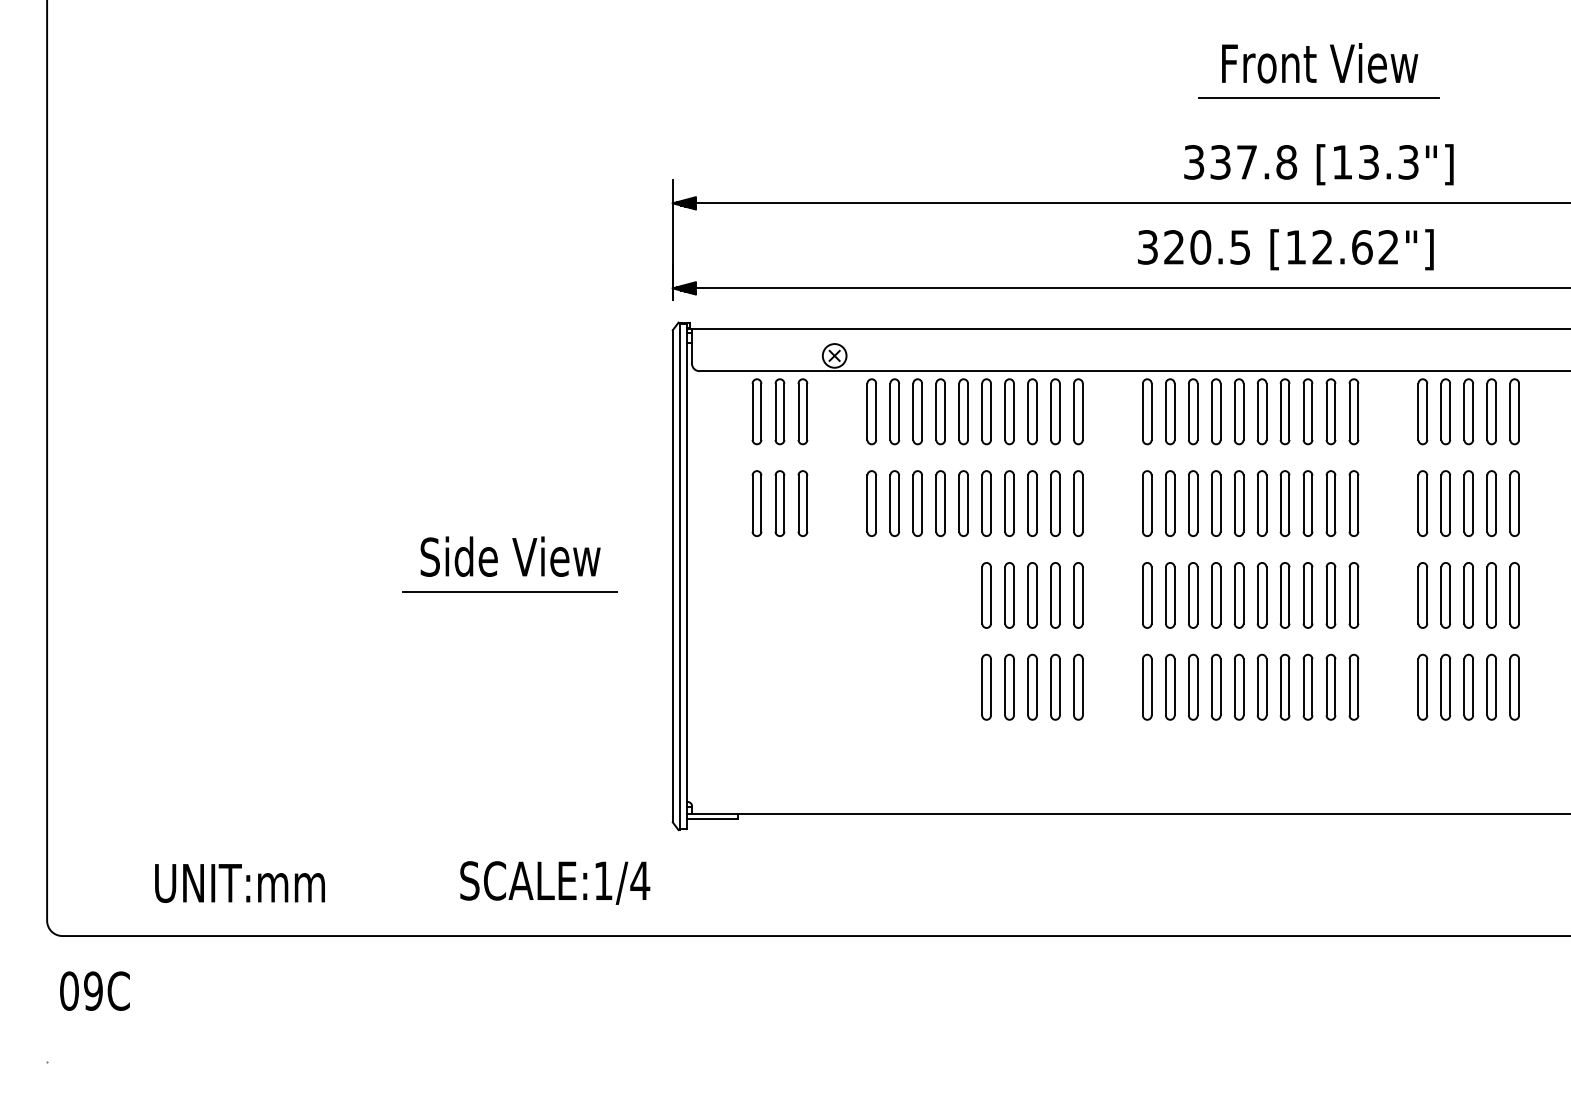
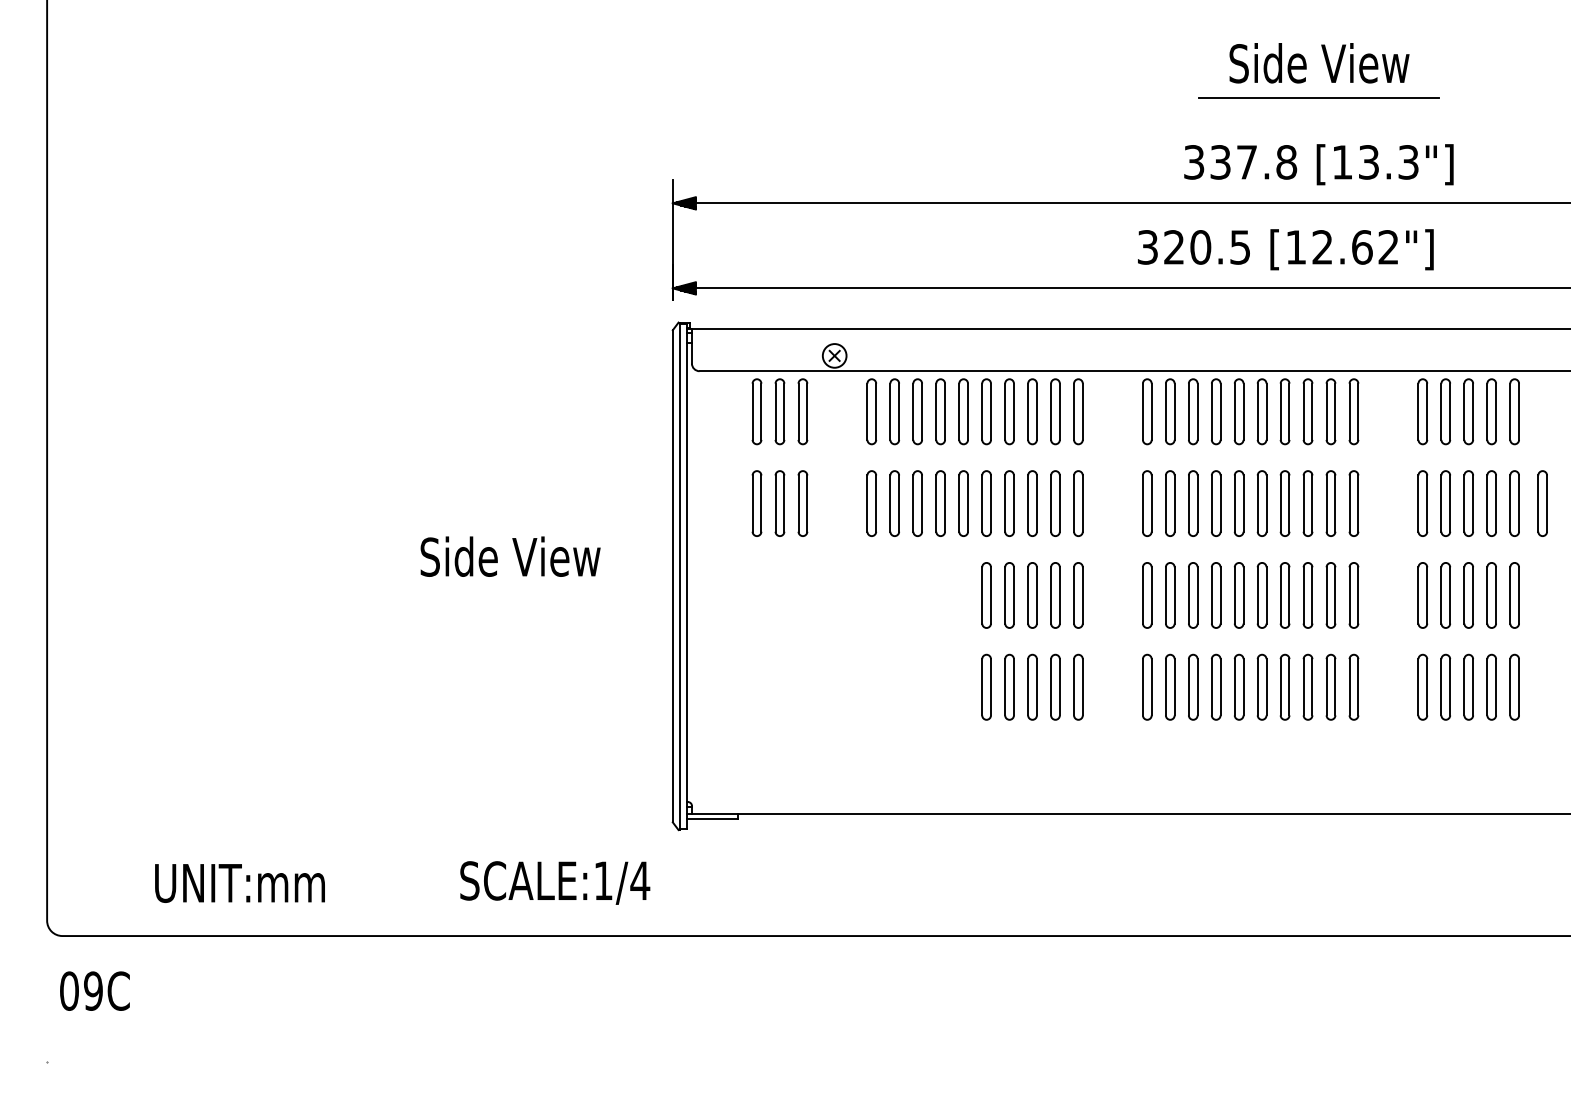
text: Front View -> Side View (1320, 63)
part: none -> present (1542, 503)
line: present -> none (510, 591)
